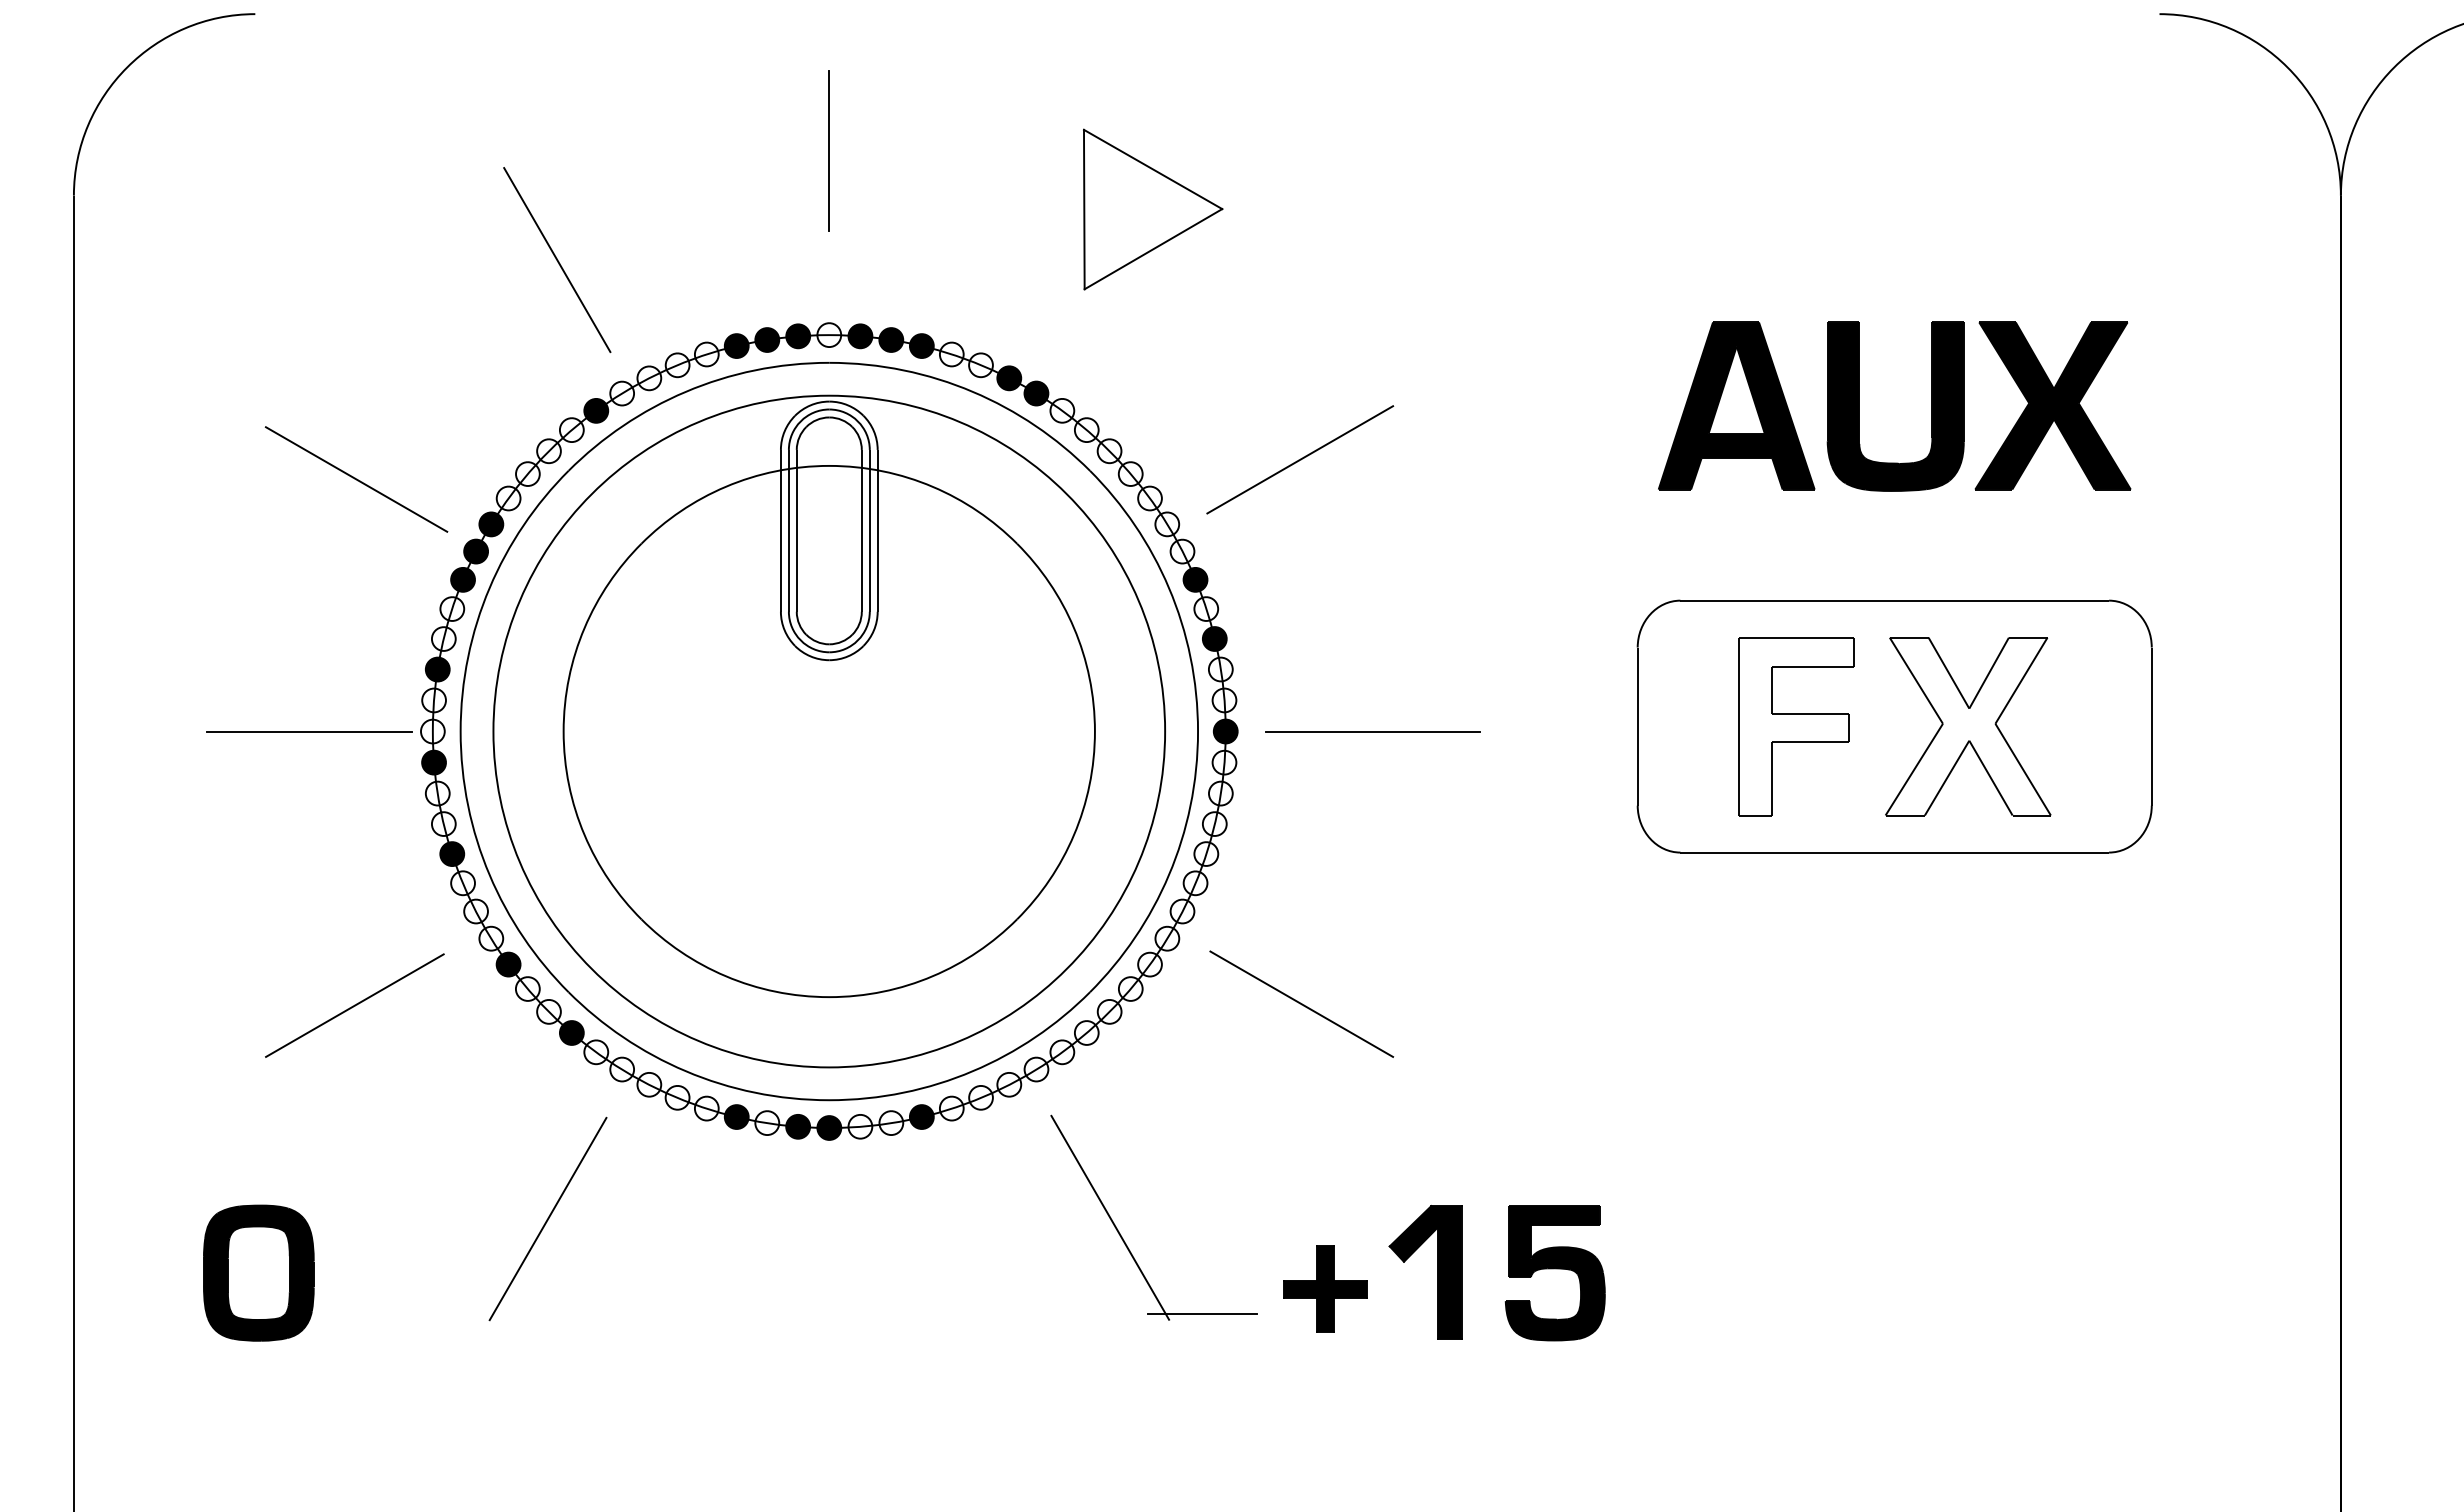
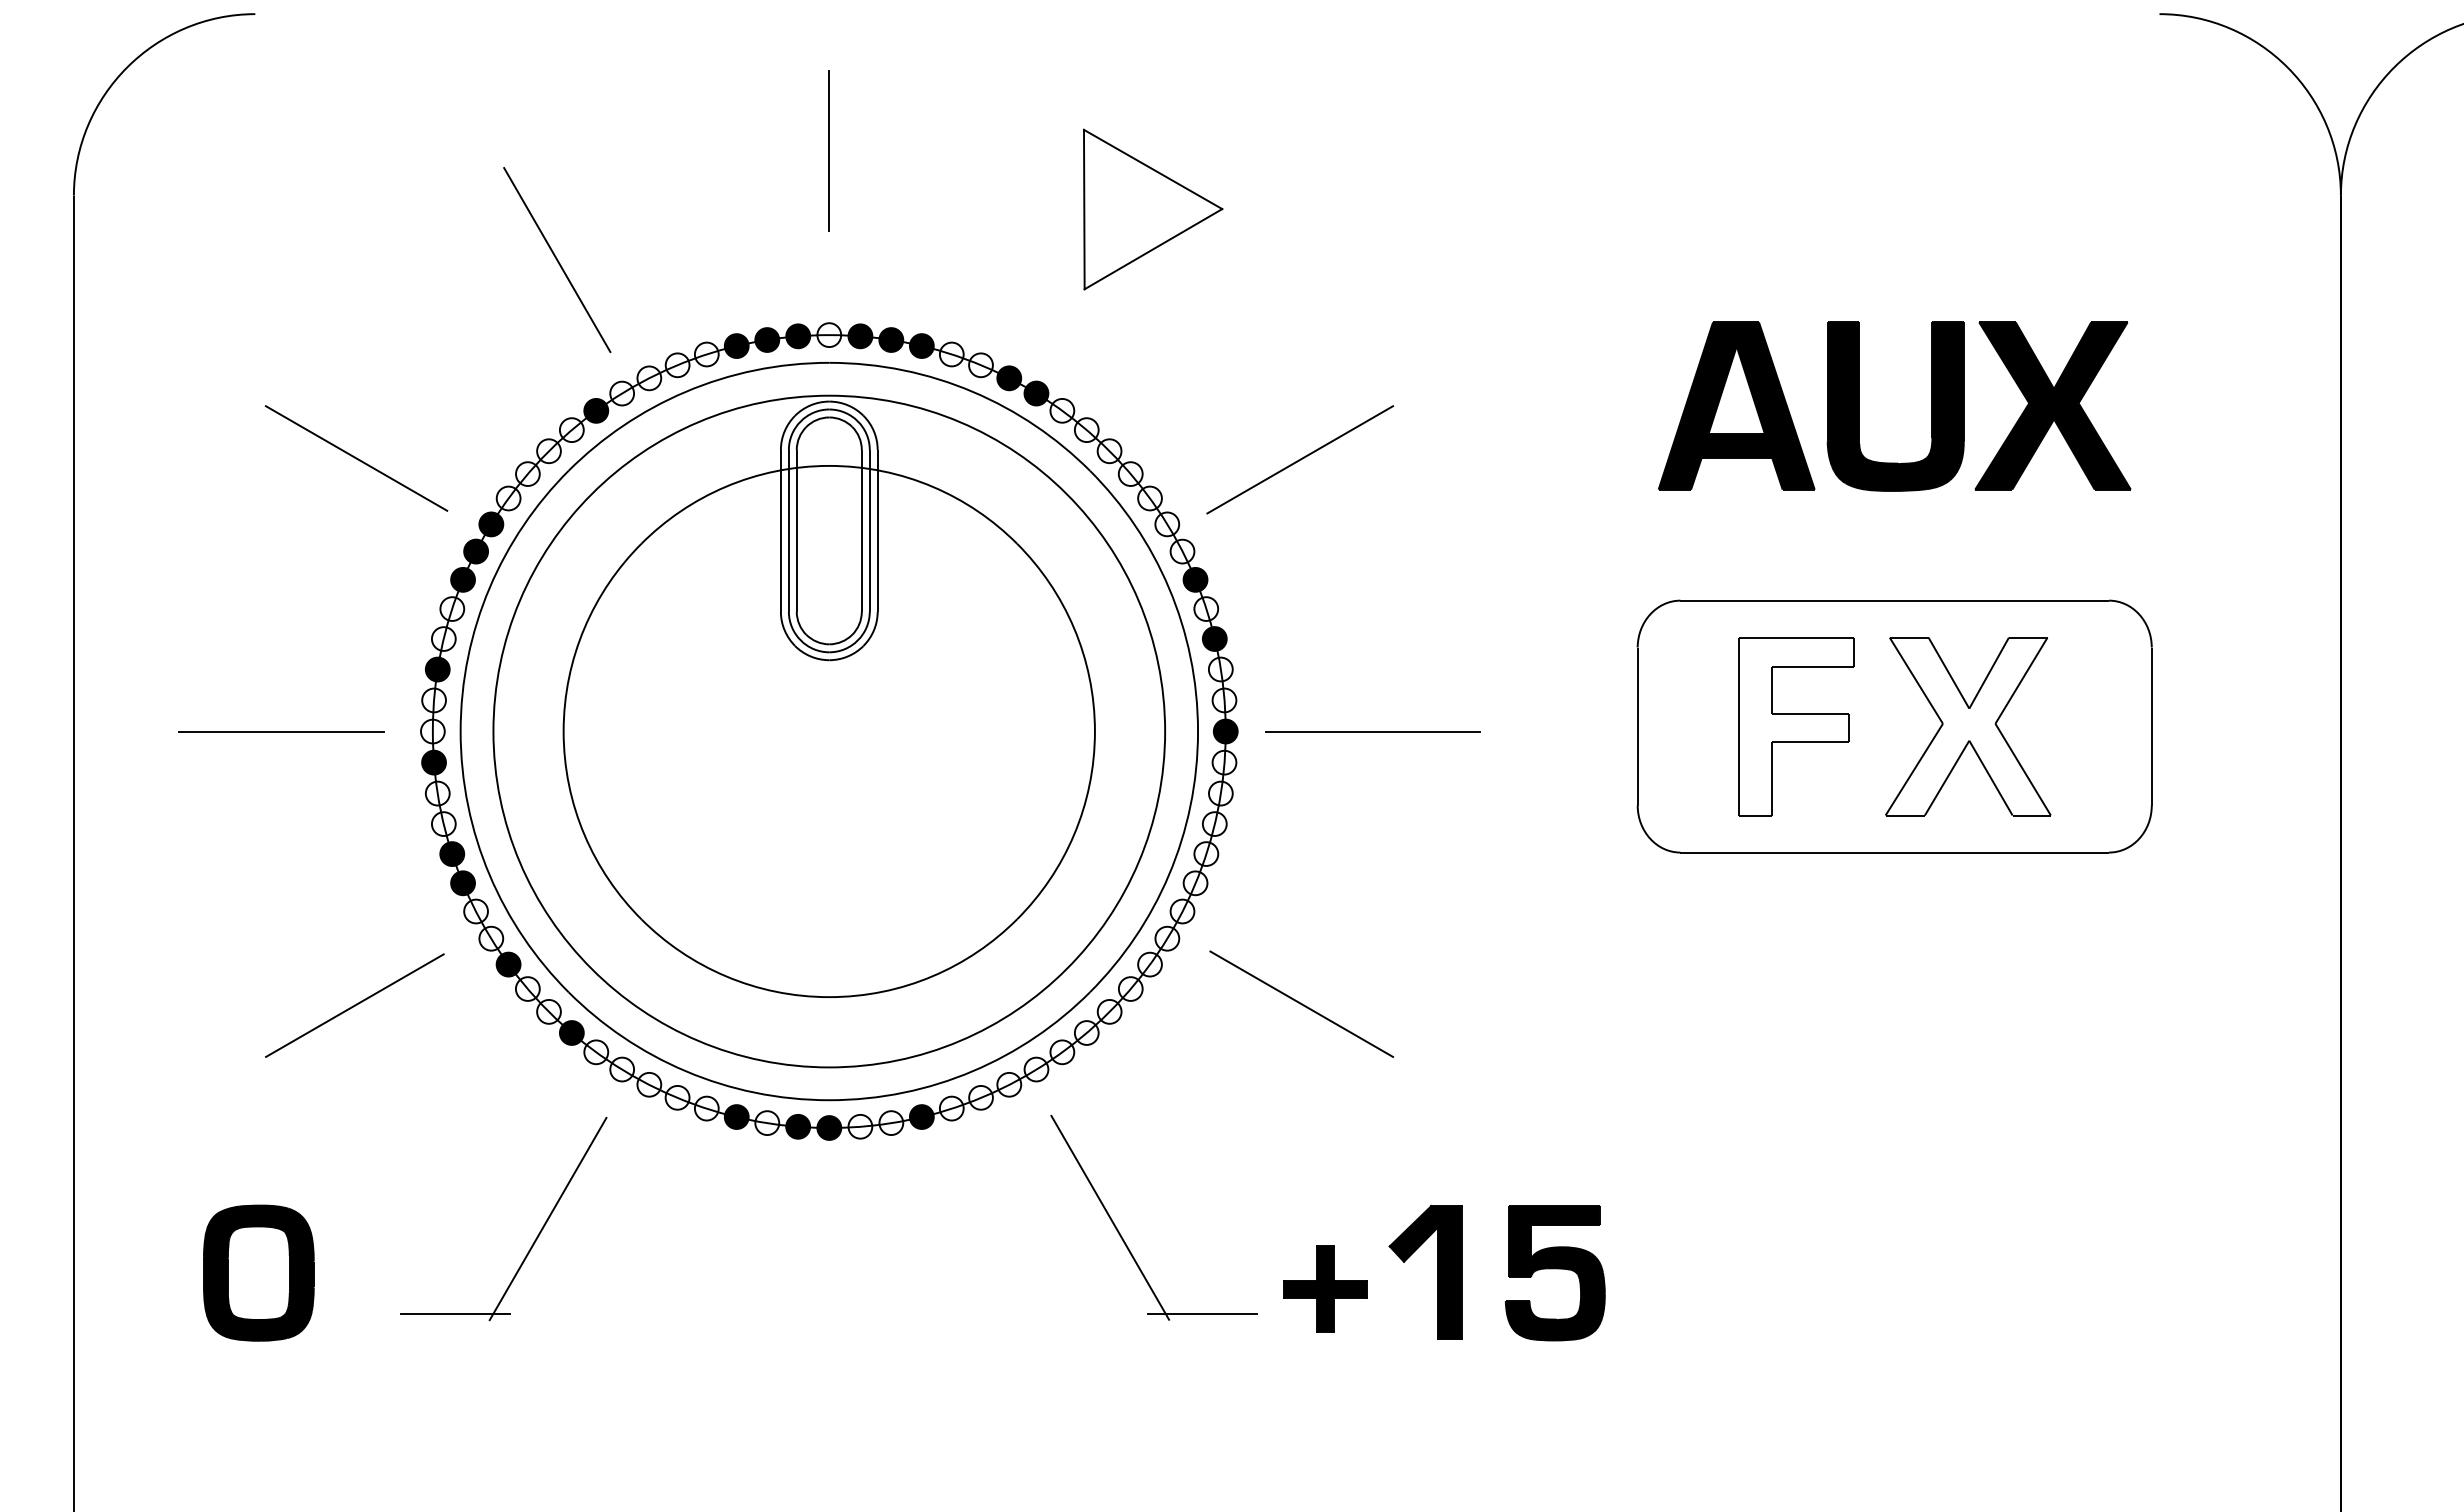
line position: (356, 479) -> (356, 458) (356, 458)
line position: (309, 731) -> (281, 731) (281, 731)
fill: none -> present (463, 883)
line: none -> present (454, 1313)
